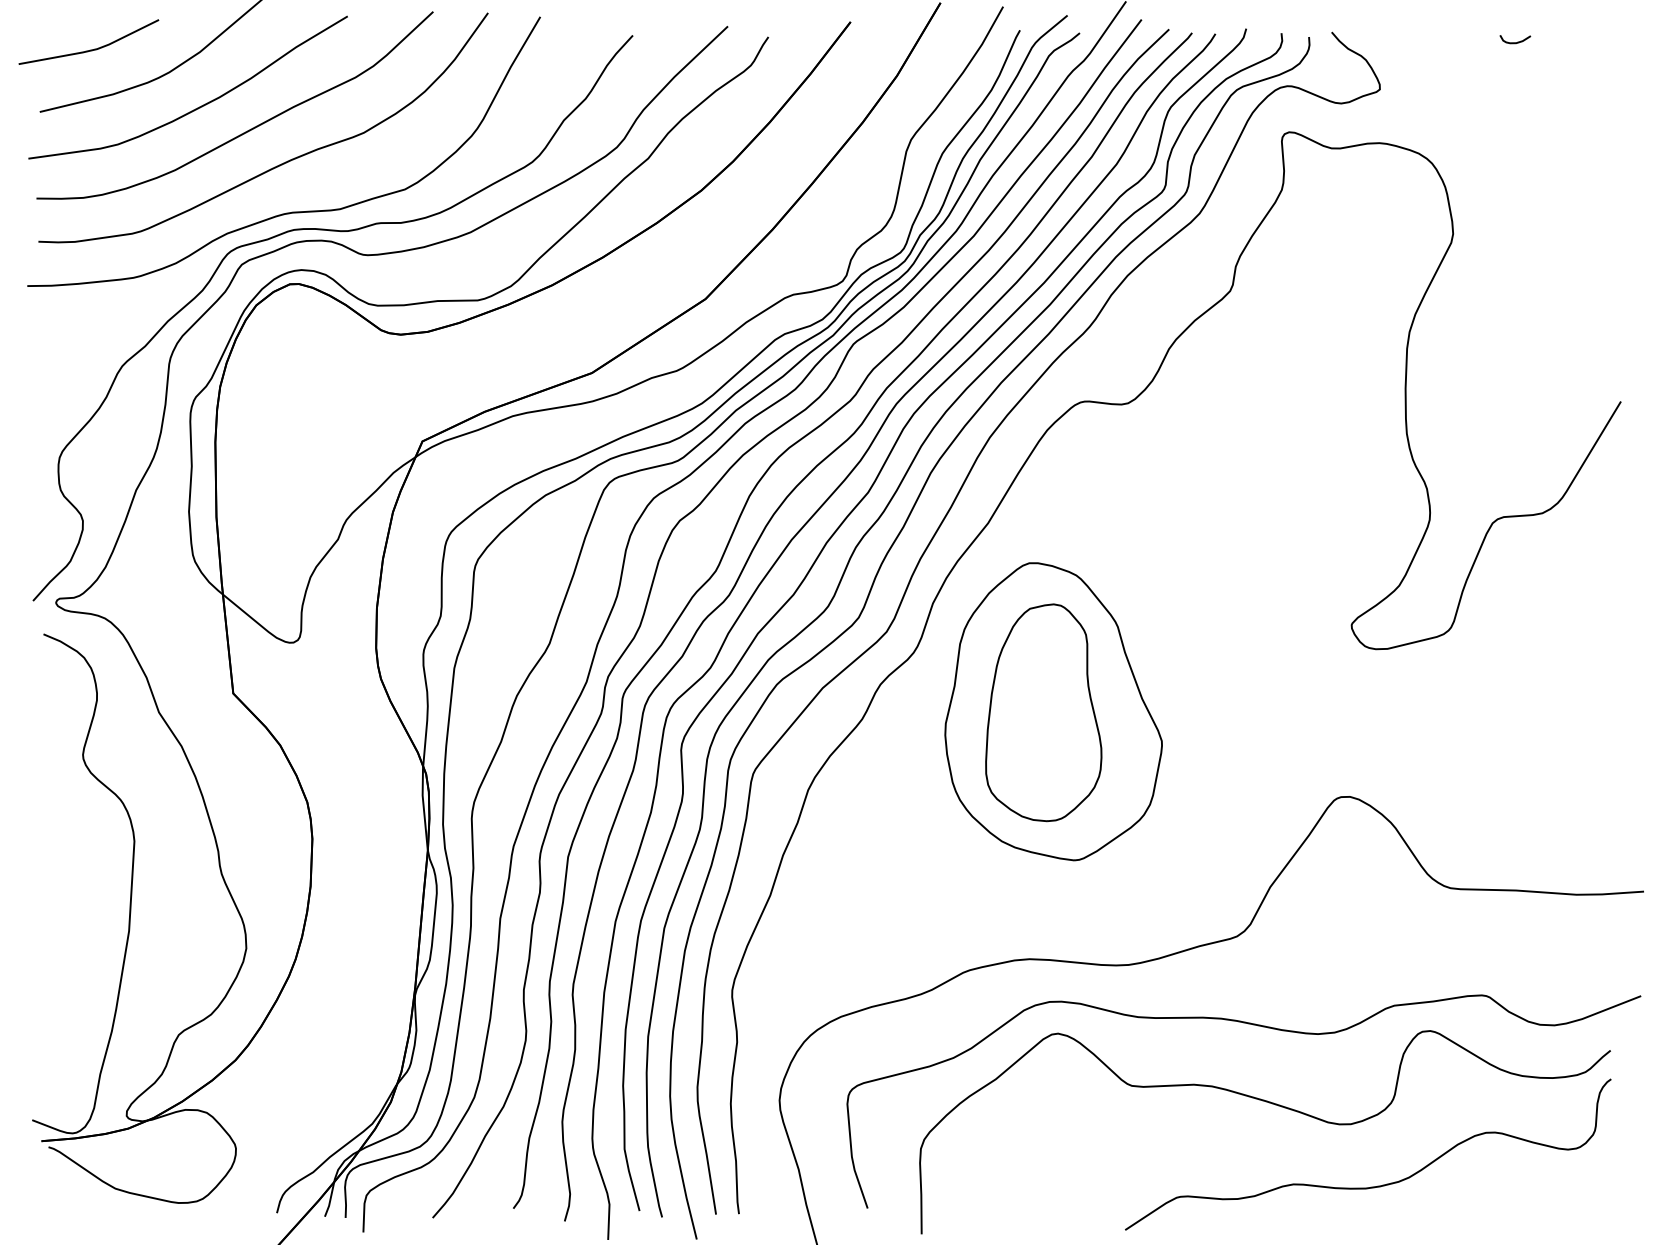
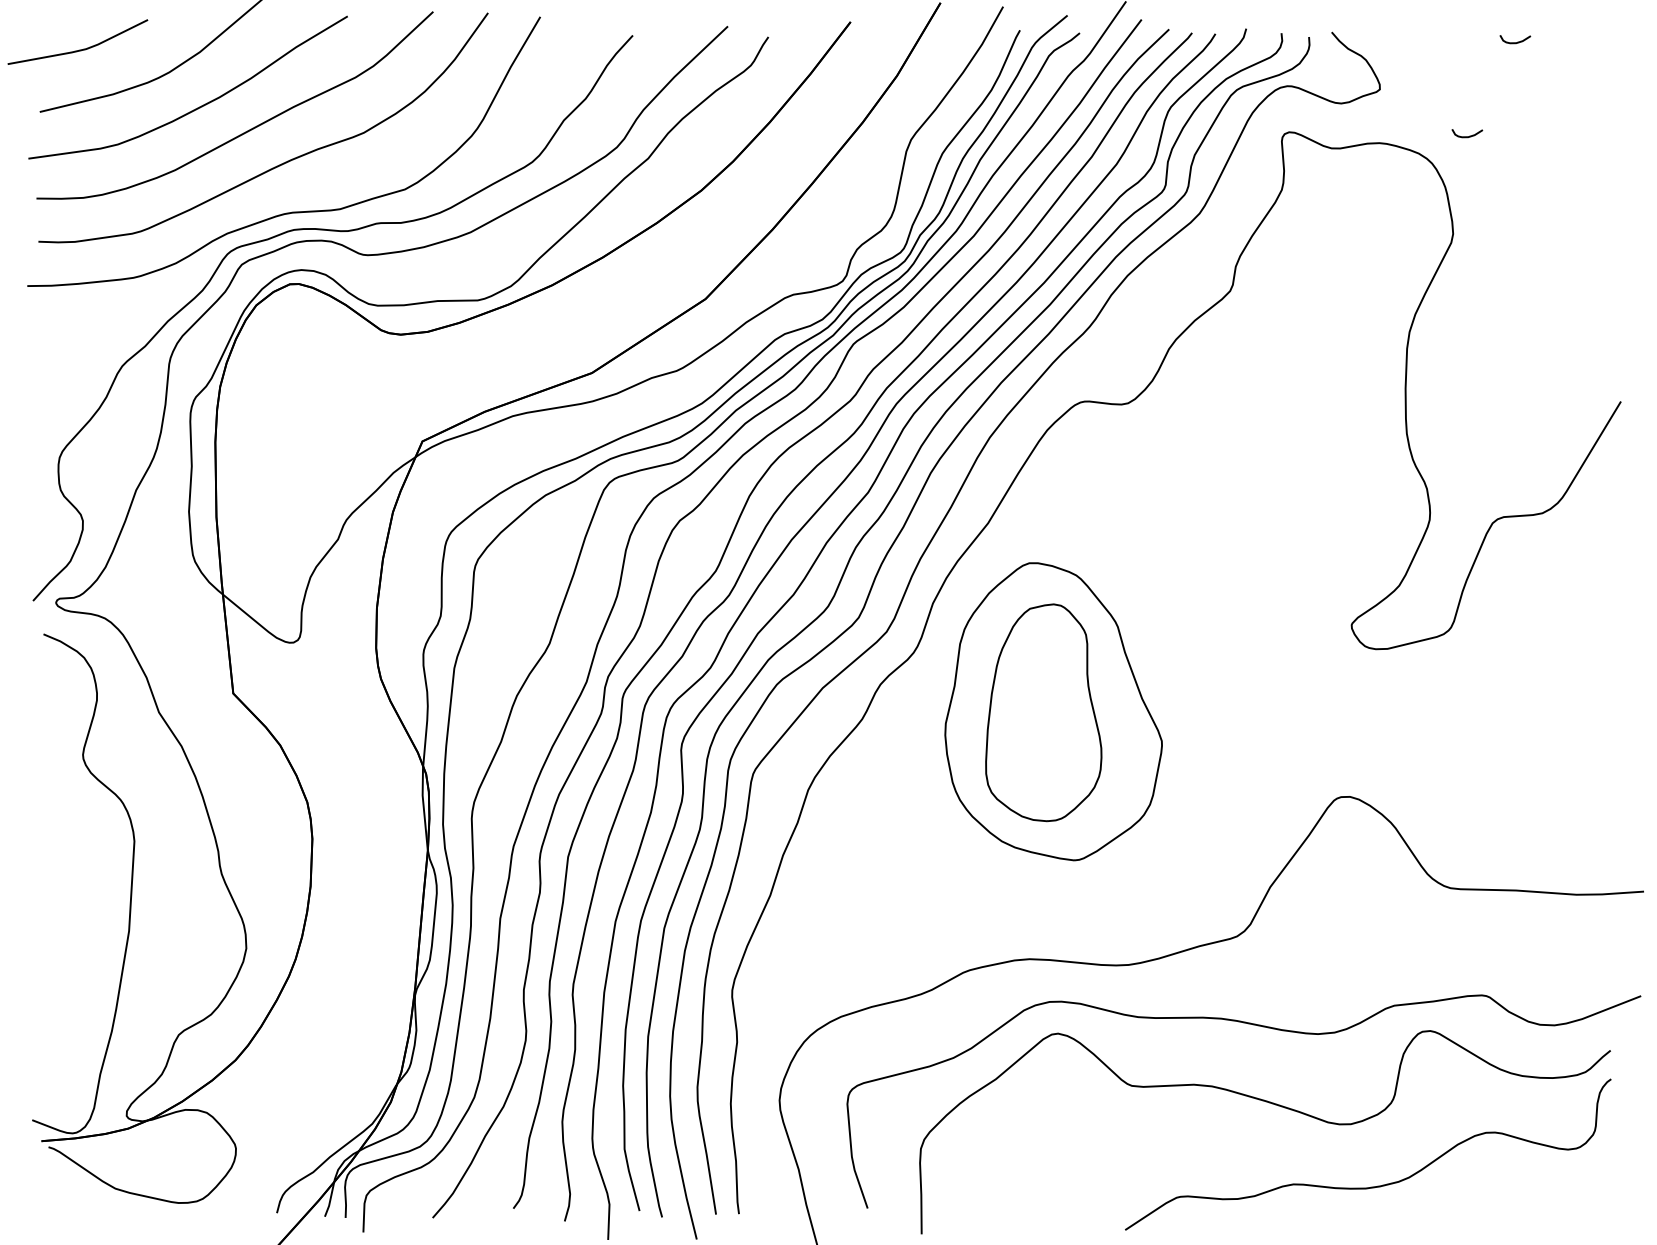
line position: (90, 49) -> (79, 49) (79, 49)
curve: none -> present (1469, 135)
